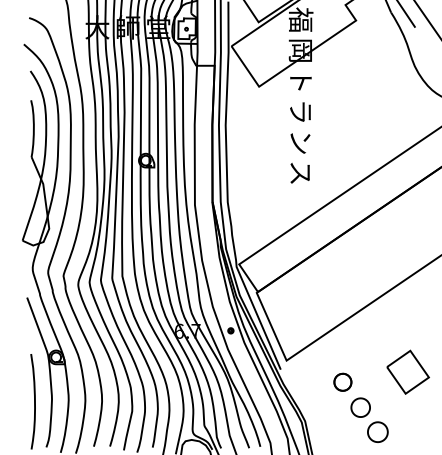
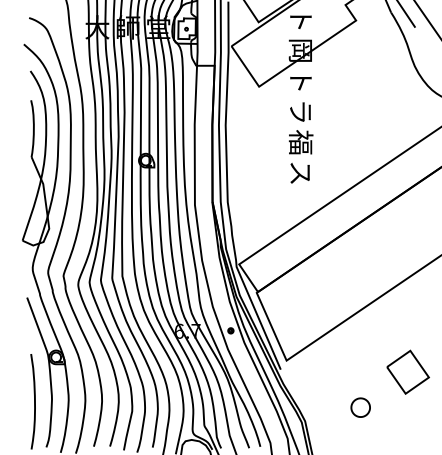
text: 福 -> ト (300, 19)
text: ン -> 福 (300, 142)
part: present -> none (342, 381)
part: present -> none (377, 431)
